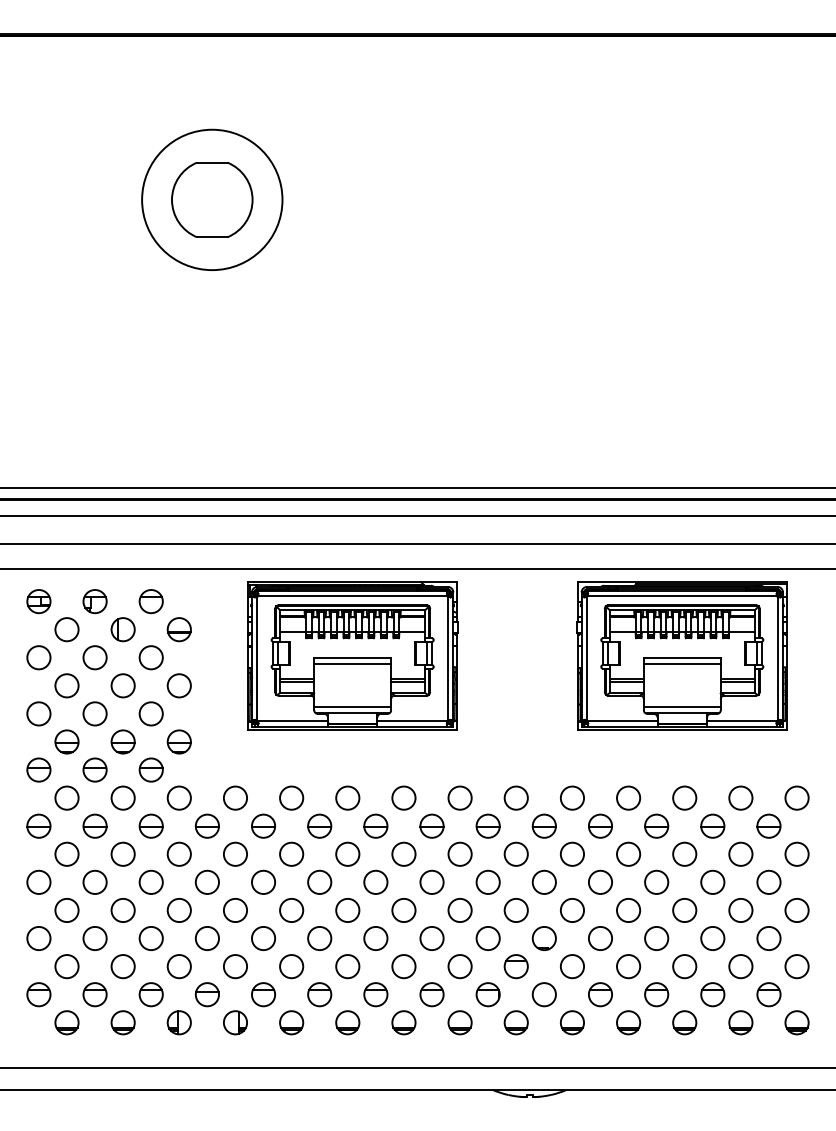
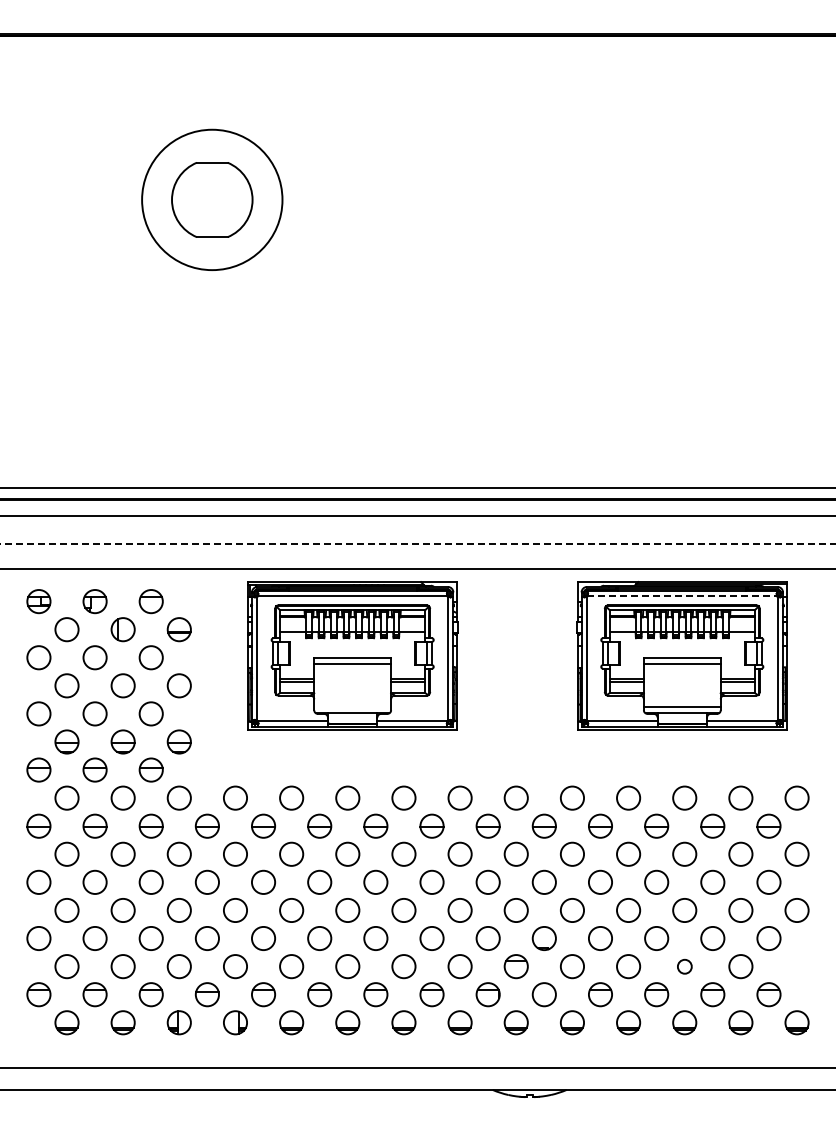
line: solid -> dashed (418, 544)
line: solid -> dashed (682, 596)
line: present -> none (352, 707)
circle size: 26x26 px -> 16x17 px (684, 966)
circle: present -> none (796, 966)
